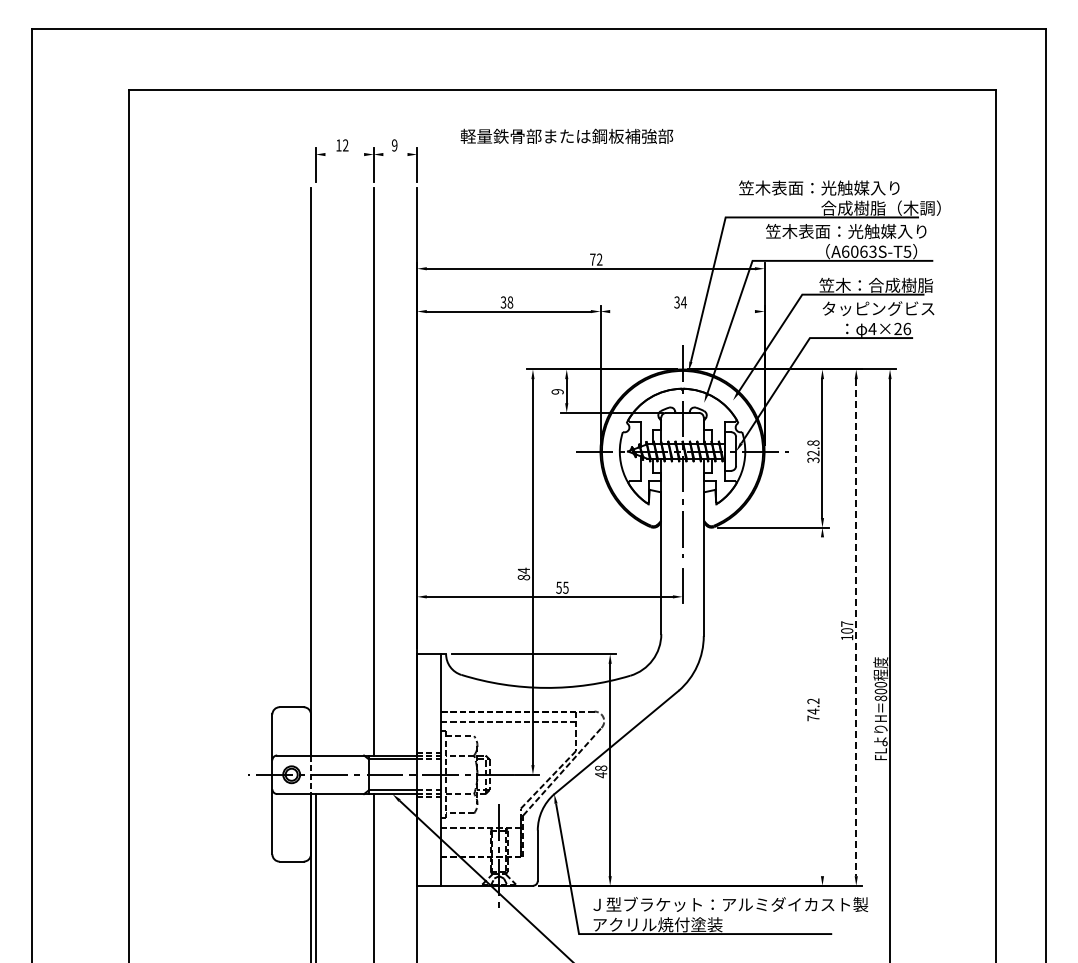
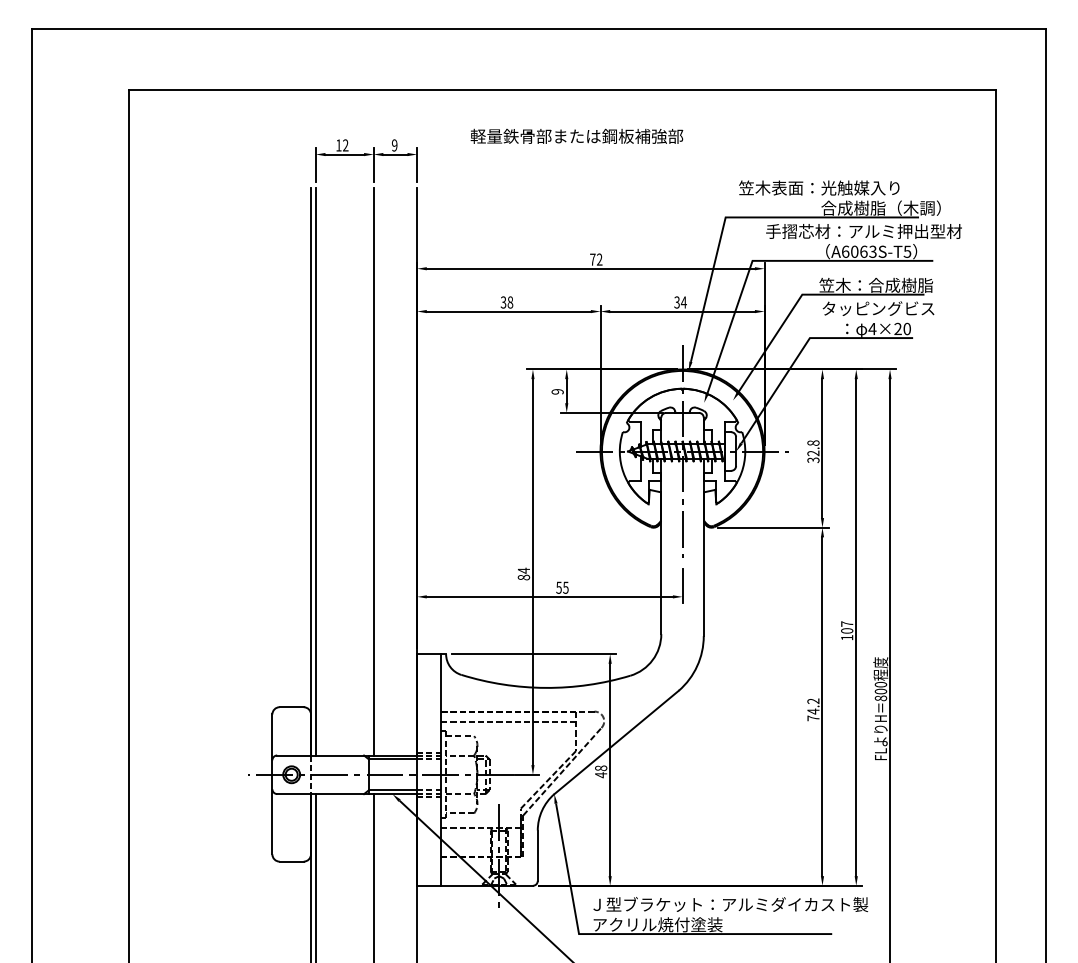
text position: (566, 135) -> (576, 135) (576, 135)
line: none -> present (344, 154)
line: none -> present (395, 154)
text: 笠木表面：光触媒入り -> 手摺芯材：アルミ押出型材 (863, 231)
line: none -> present (682, 311)
text: 4×26 -> 4×20 (907, 328)
line: none -> present (315, 471)
line: dashed -> solid (856, 627)
line: none -> present (822, 706)
